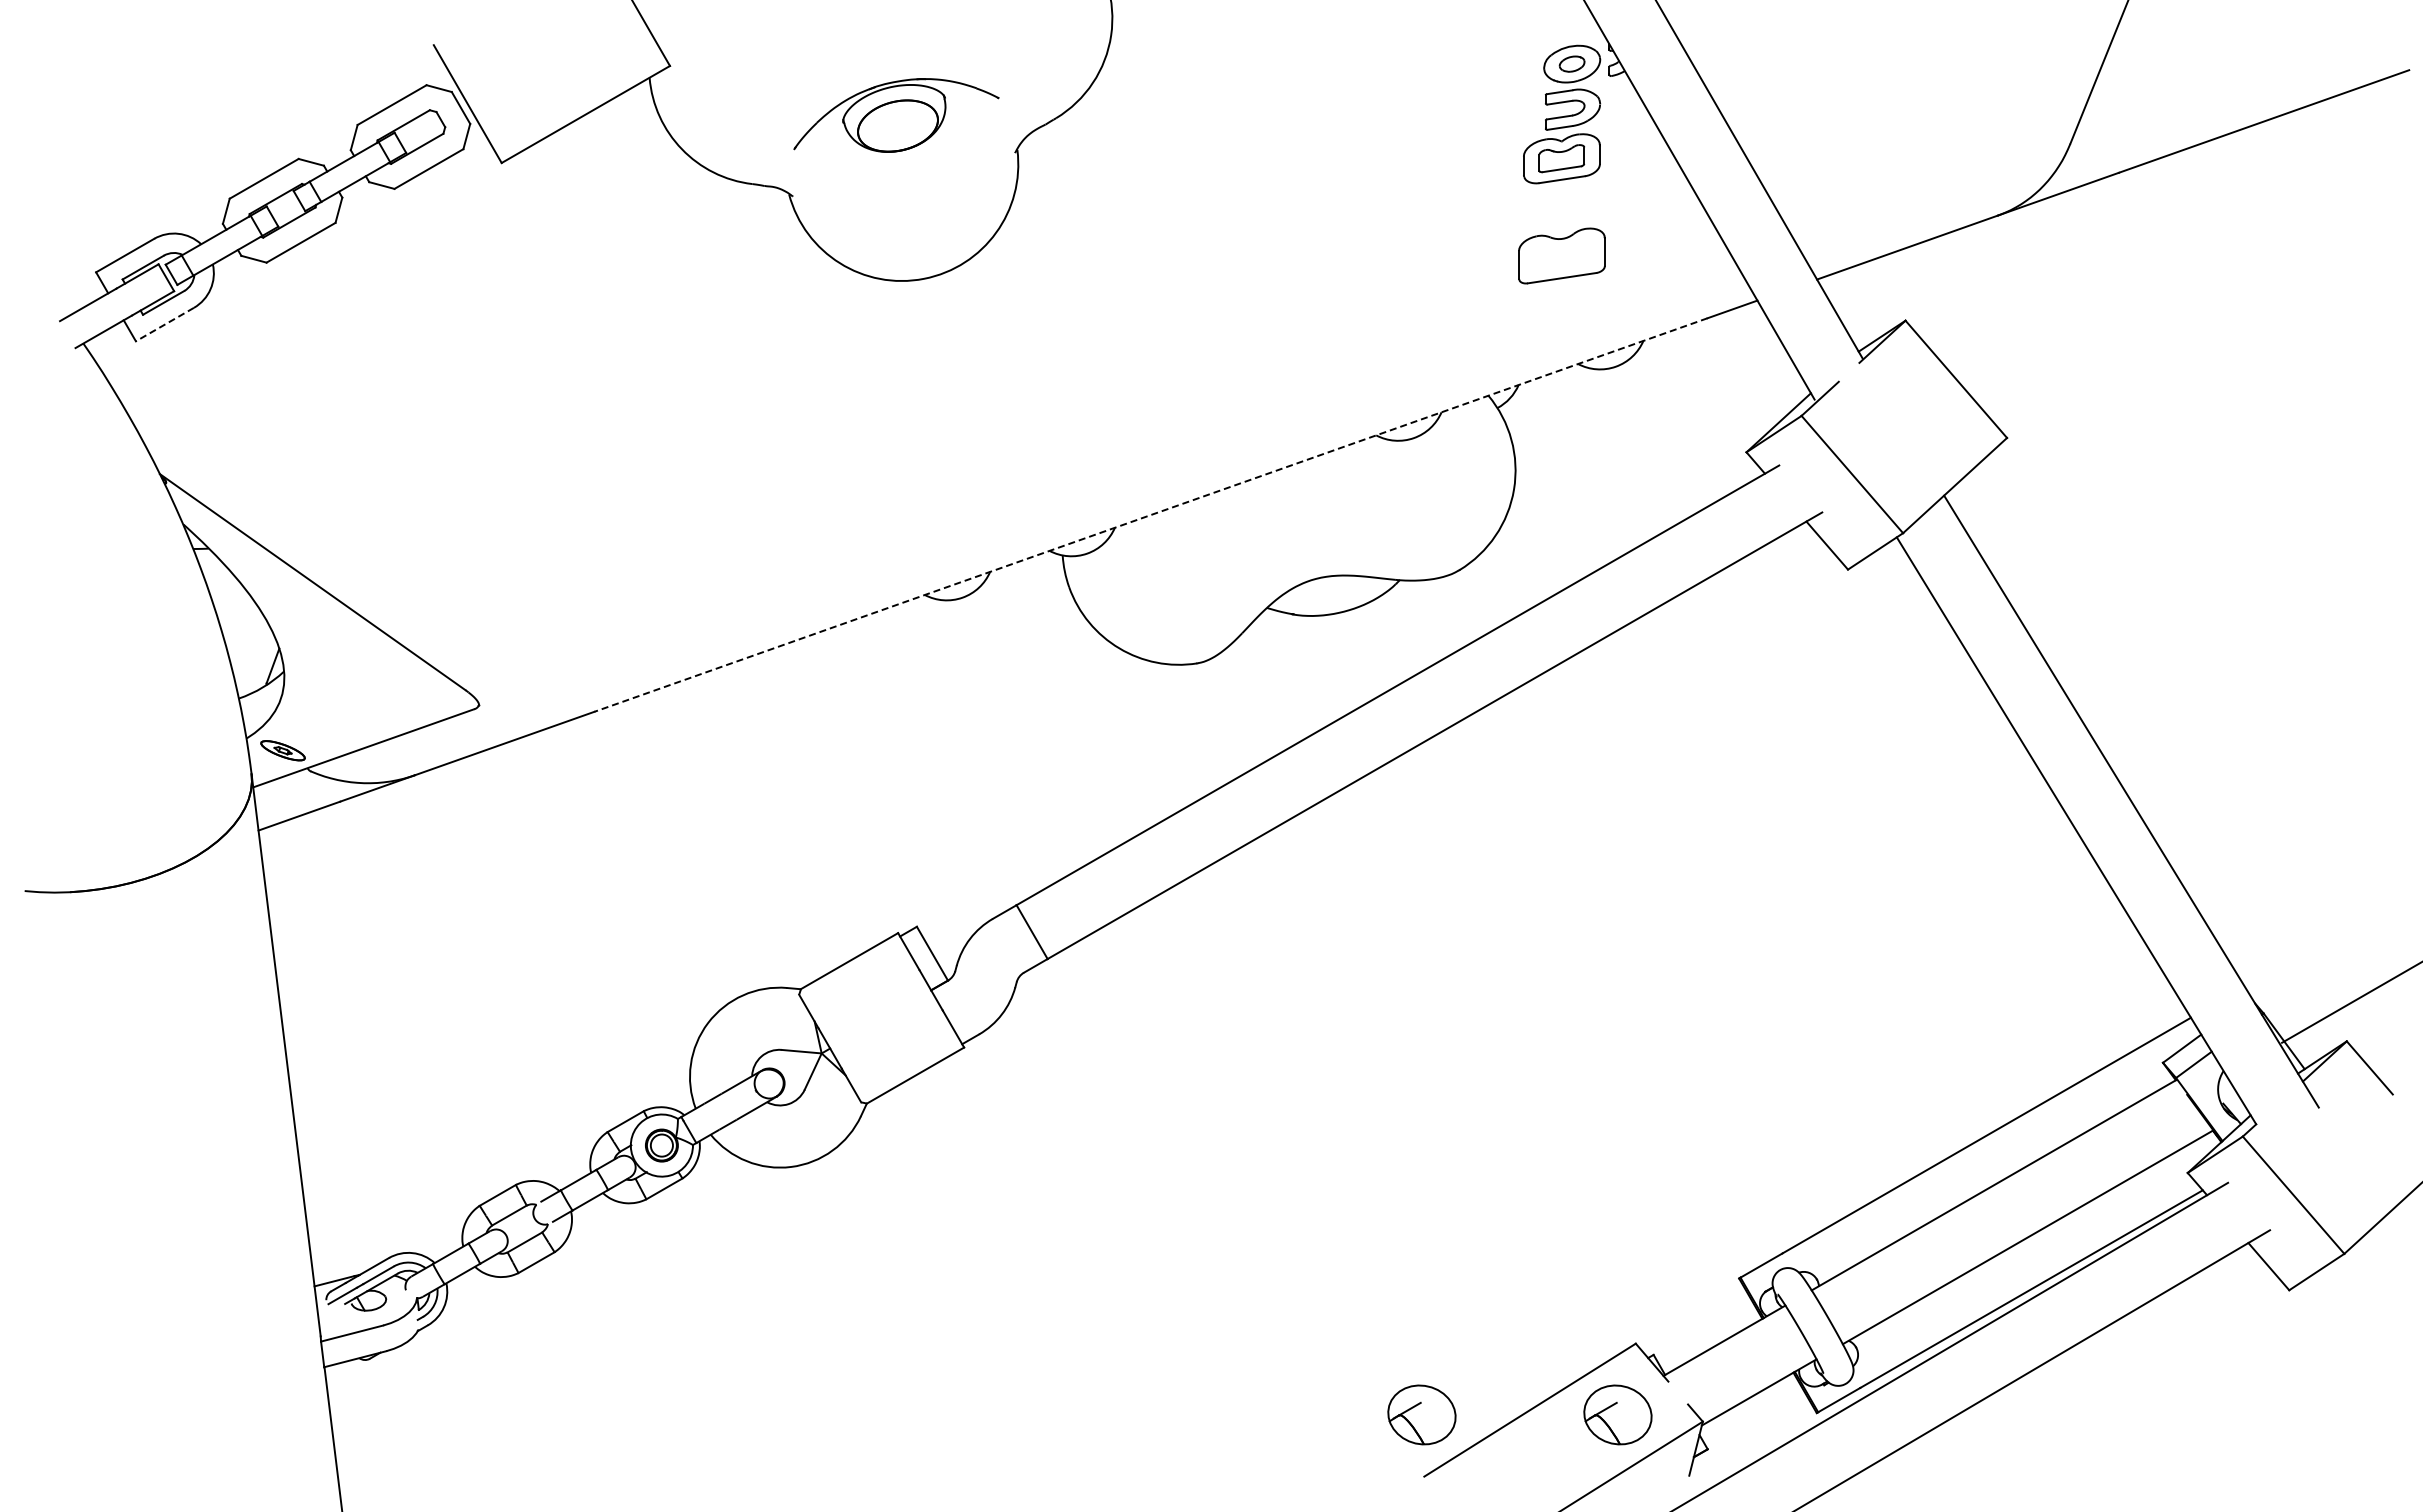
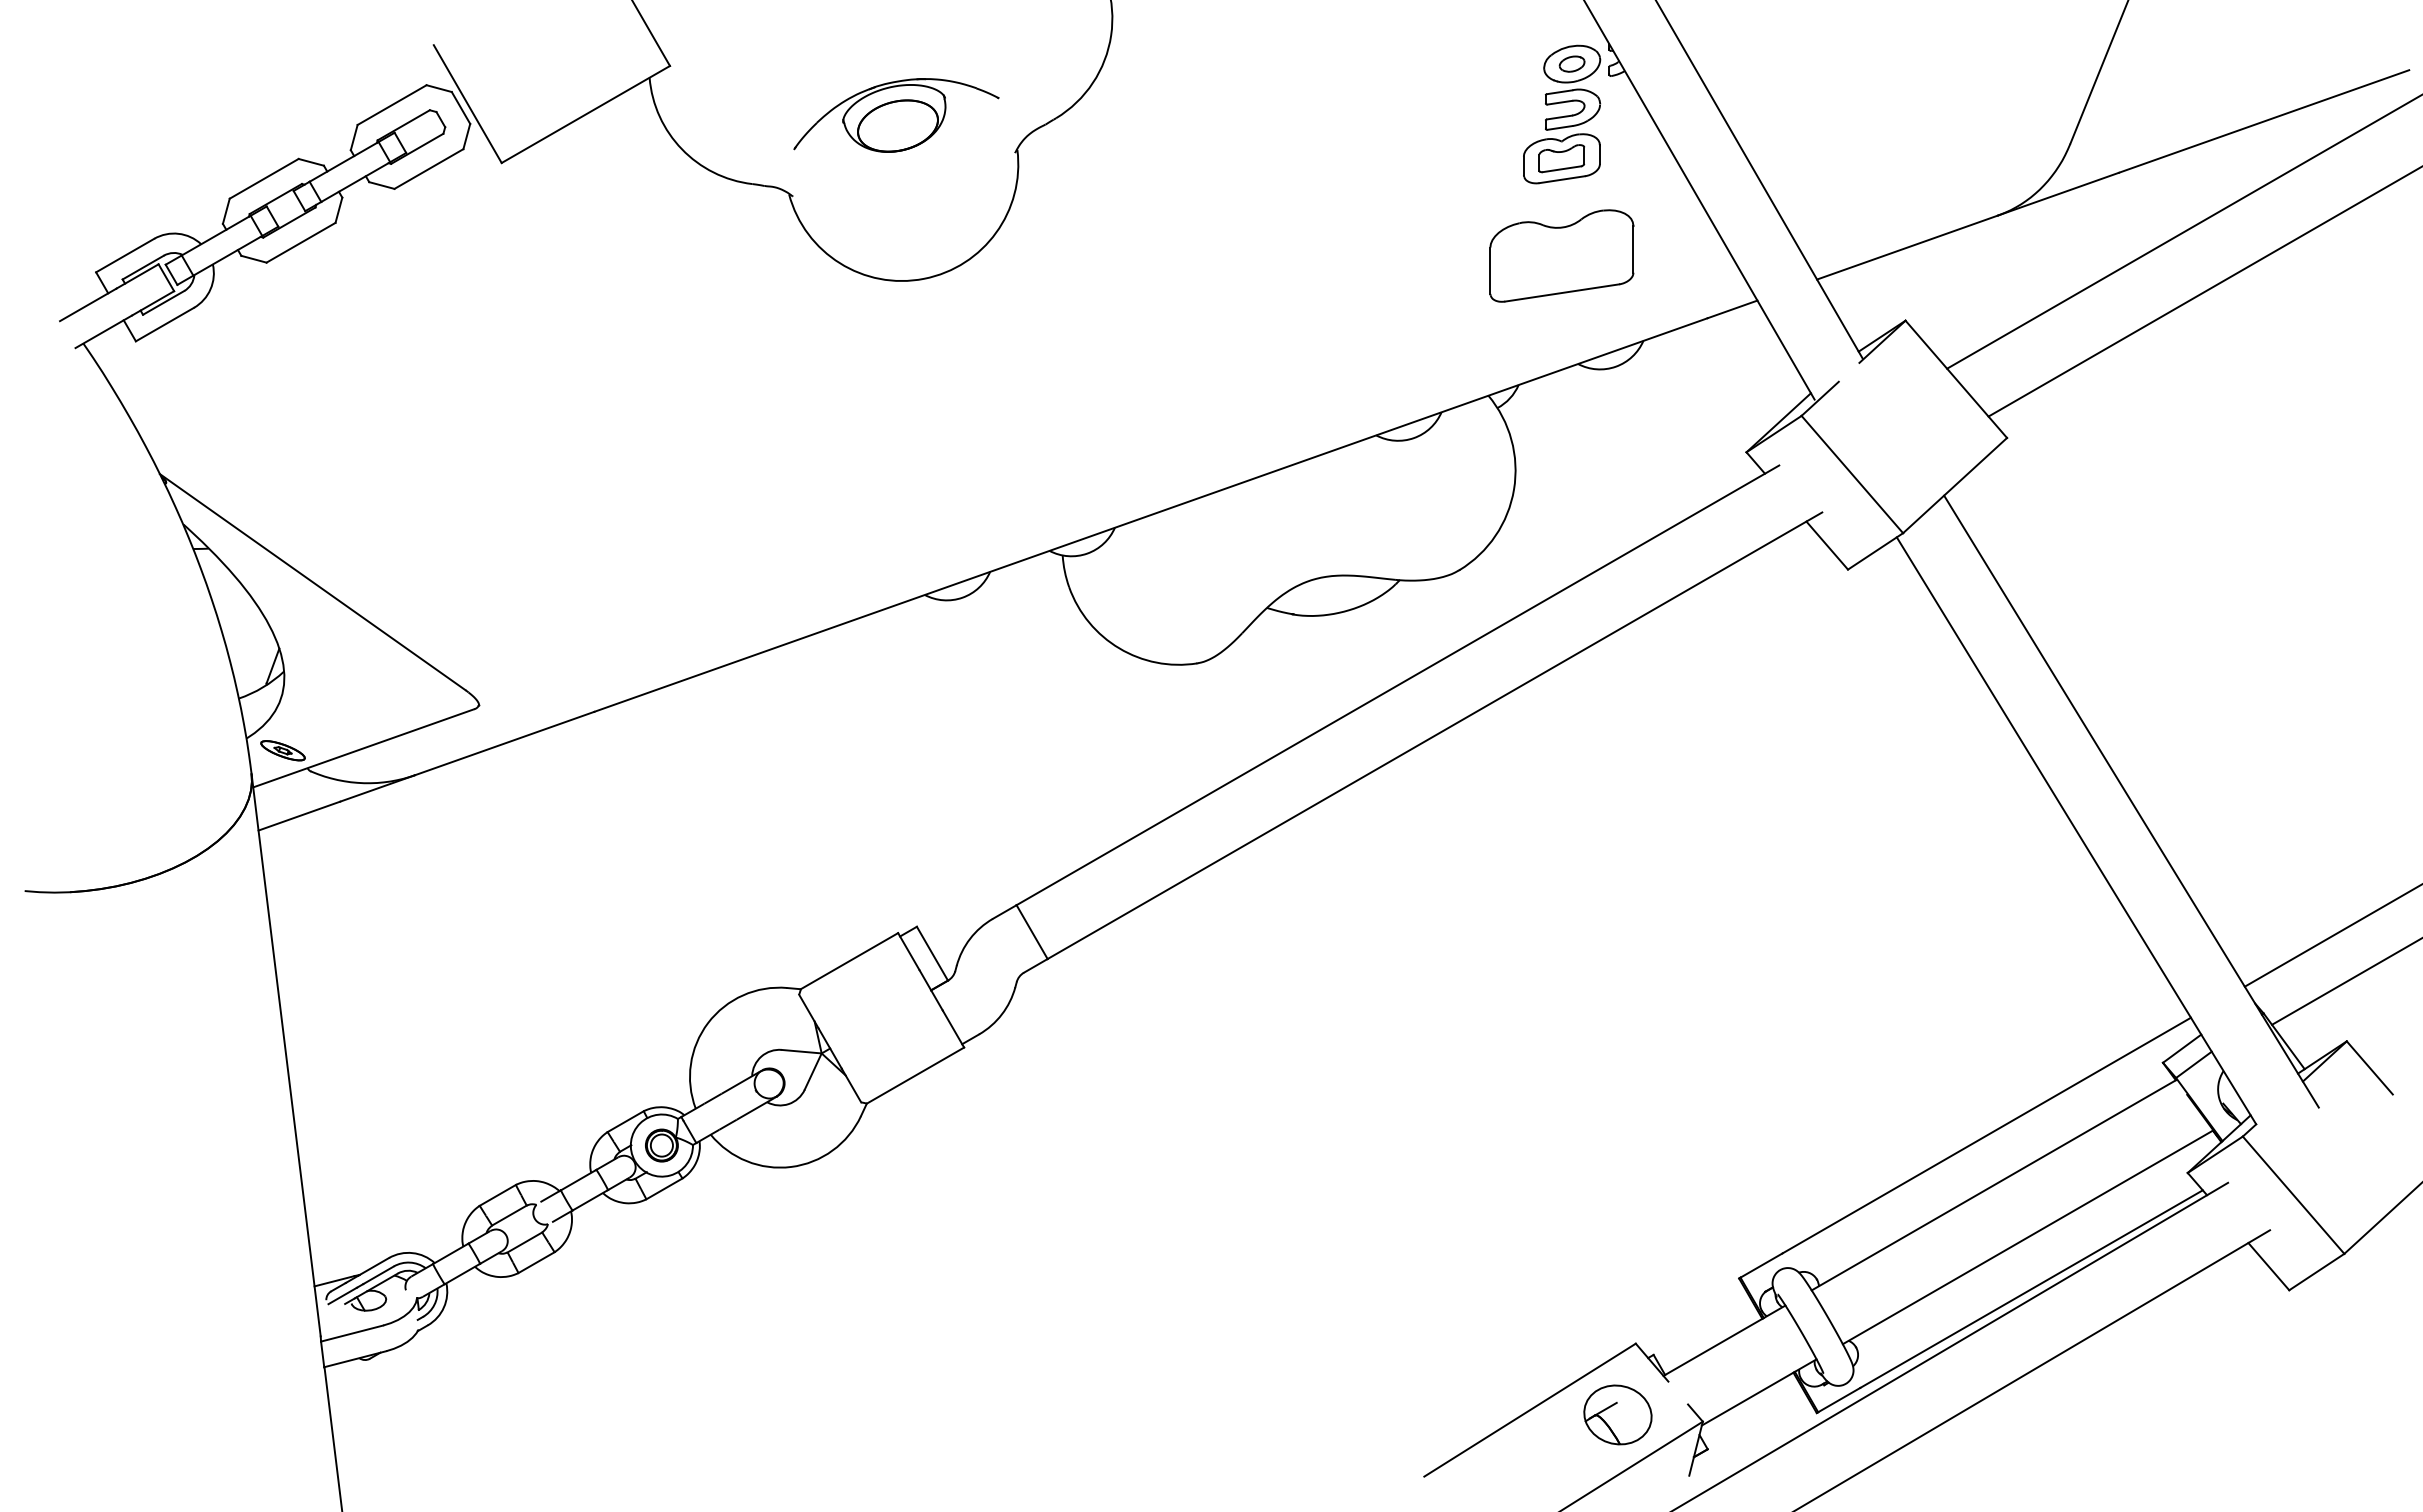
line: none -> present (2183, 232)
part size: 88x58 px -> 146x94 px (1561, 255)
line: none -> present (2203, 292)
line: dashed -> solid (164, 324)
line: dashed -> solid (1150, 515)
line: none -> present (2331, 936)
line position: (2350, 1002) -> (2345, 981) (2345, 981)
part: present -> none (1421, 1414)
